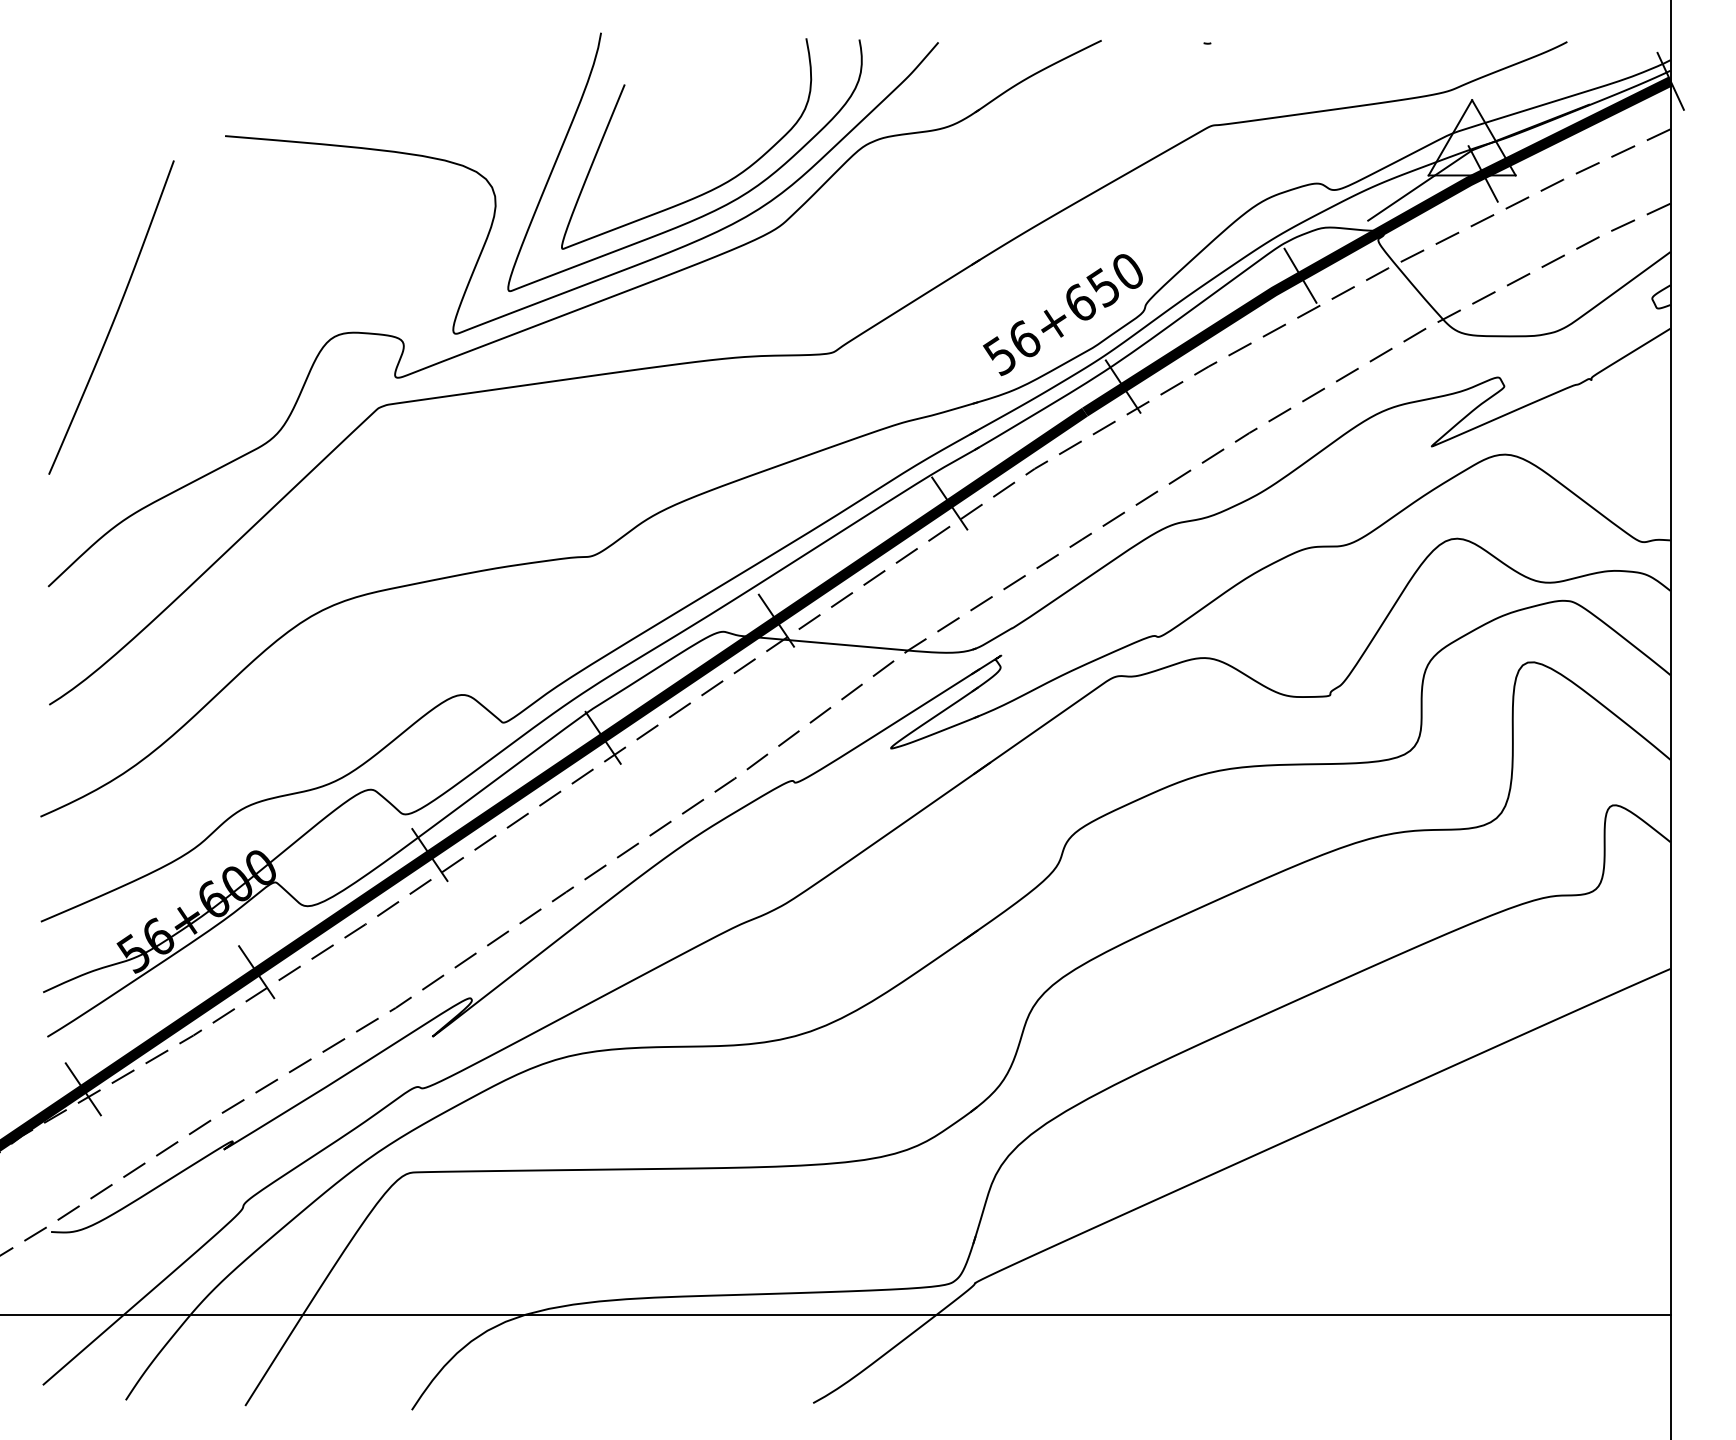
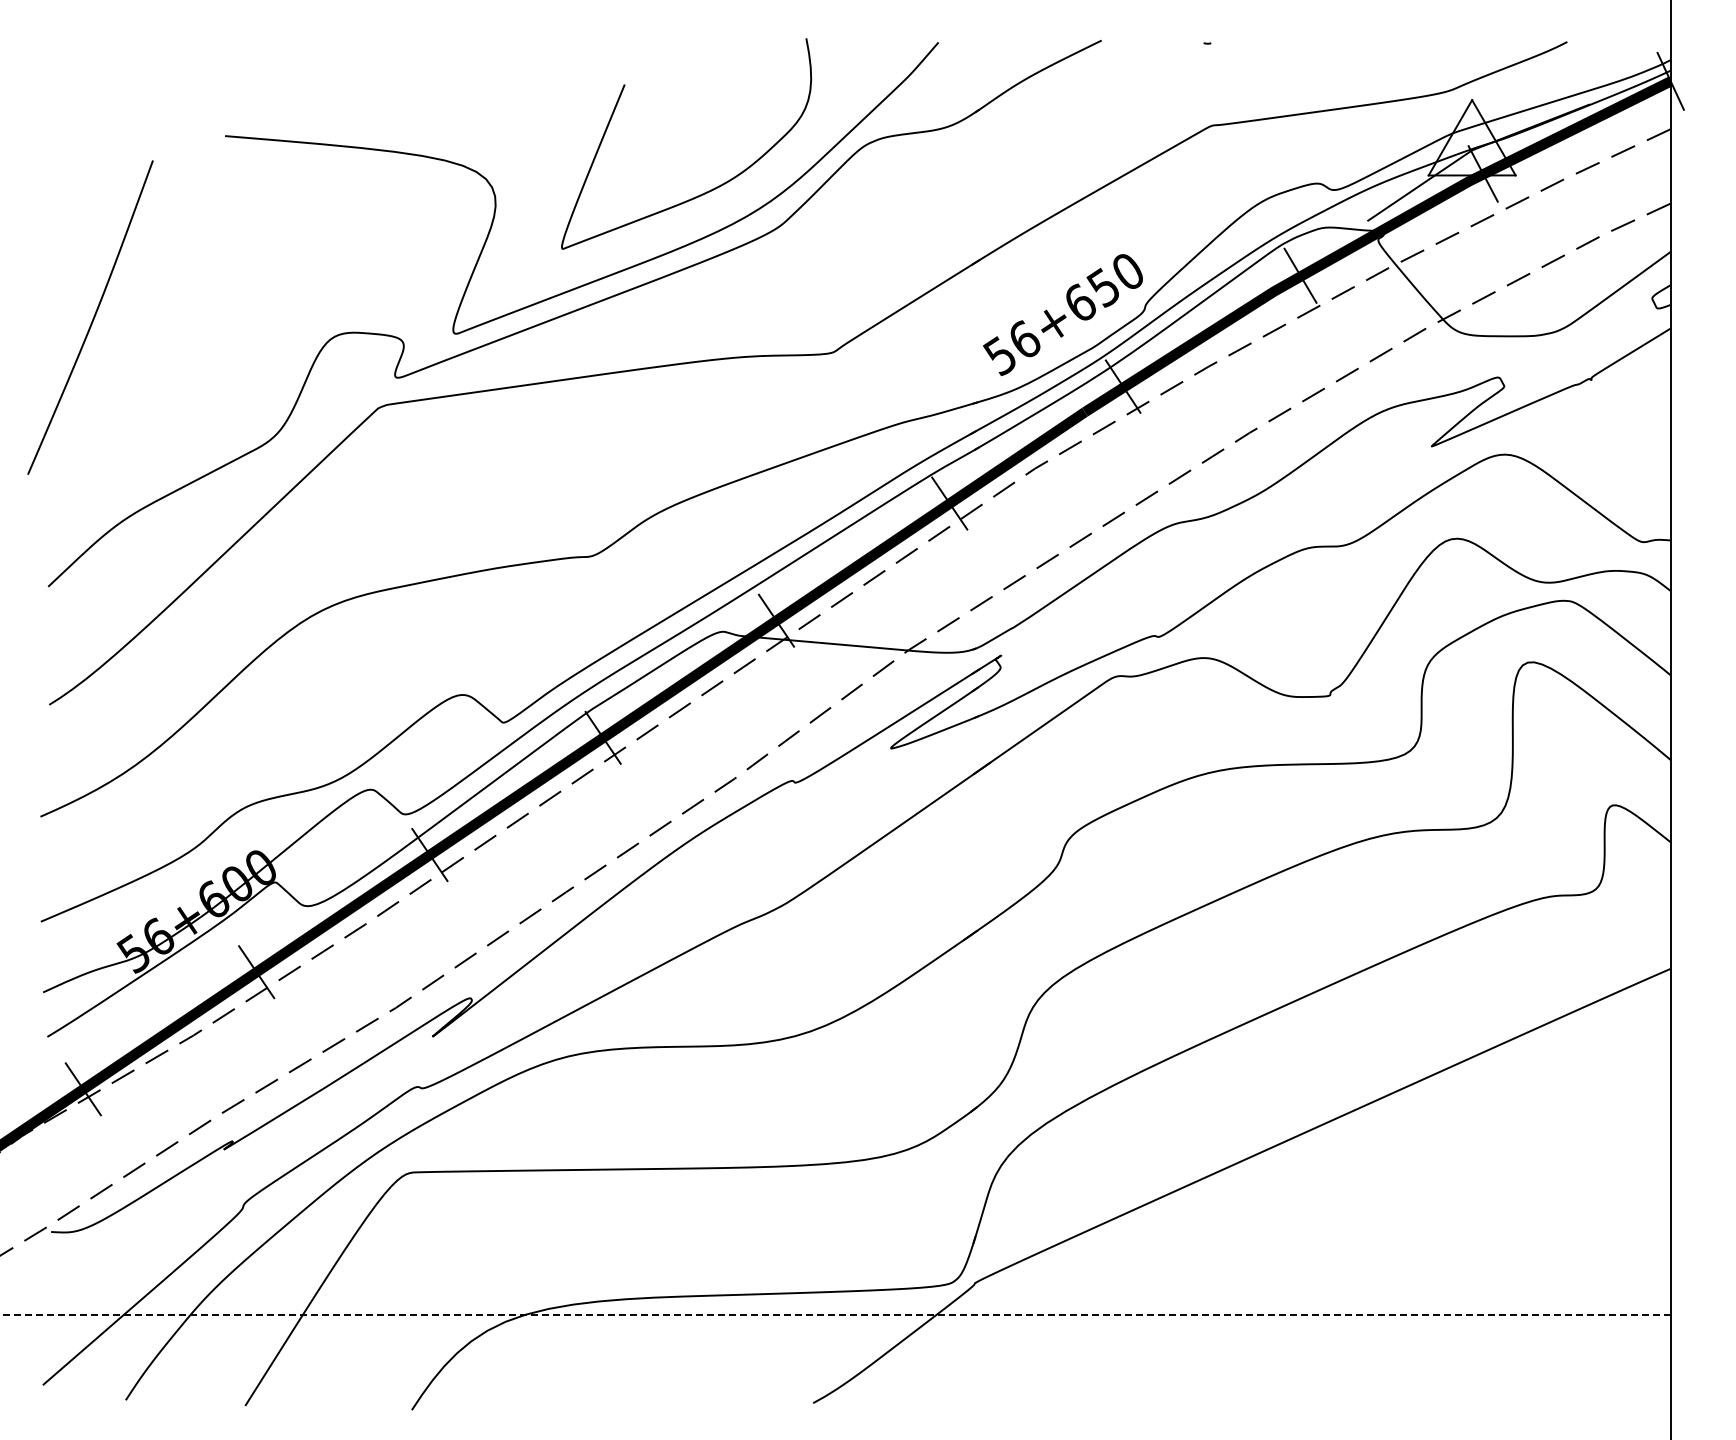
curve: present -> none (710, 211)
curve position: (113, 318) -> (92, 318) (92, 318)
line: solid -> dashed (836, 1315)
